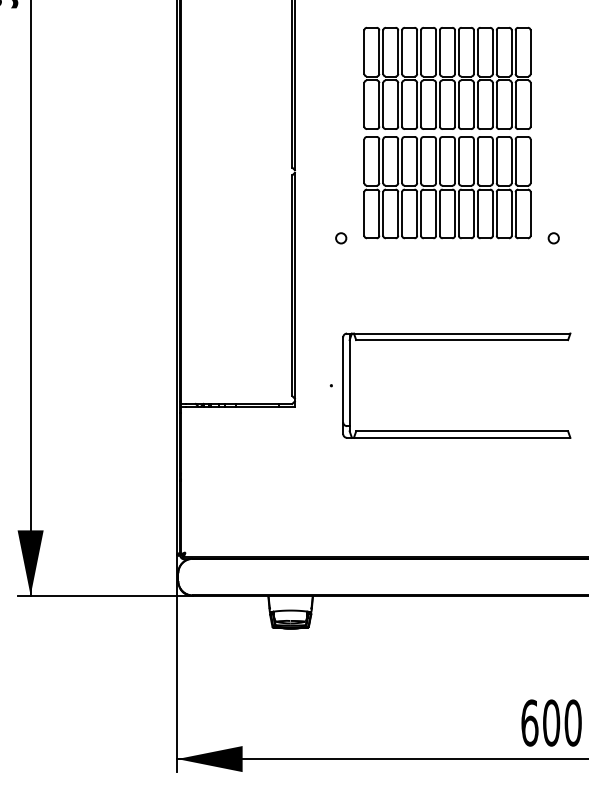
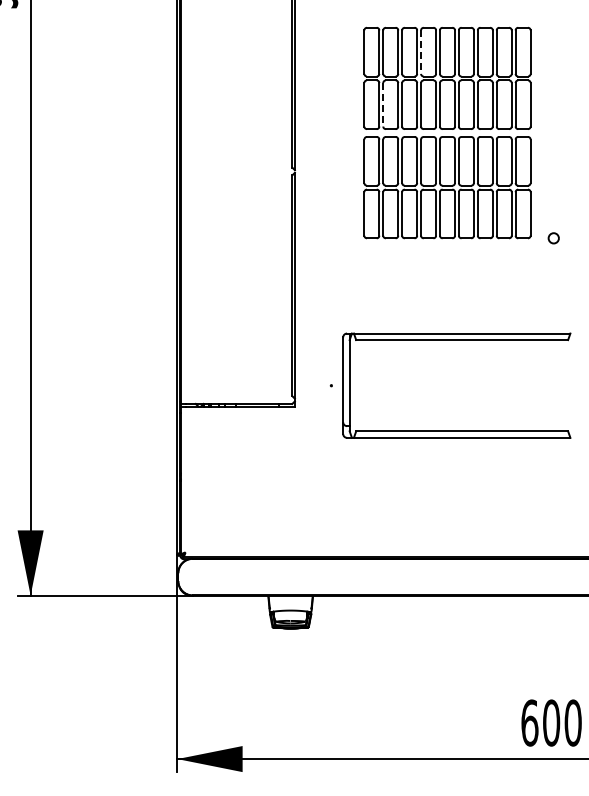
line: solid -> dashed (421, 52)
line: solid -> dashed (383, 104)
circle: present -> none (341, 238)
